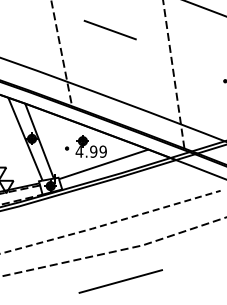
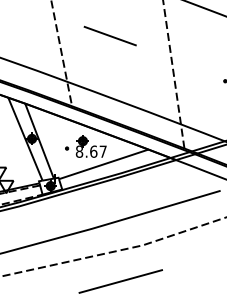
line position: (109, 29) -> (109, 35) (109, 35)
text: 4.99 -> 8.67 (90, 151)
line: dashed -> solid (110, 223)
